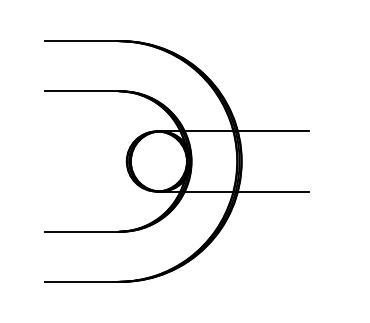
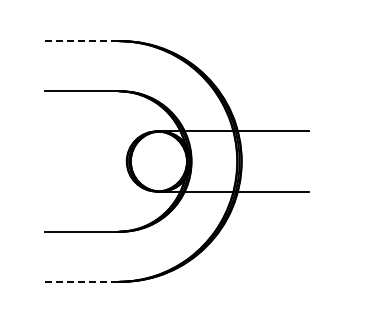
line: solid -> dashed (81, 41)
line: solid -> dashed (81, 281)
